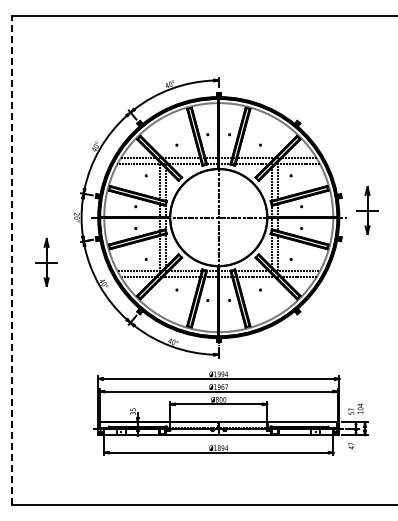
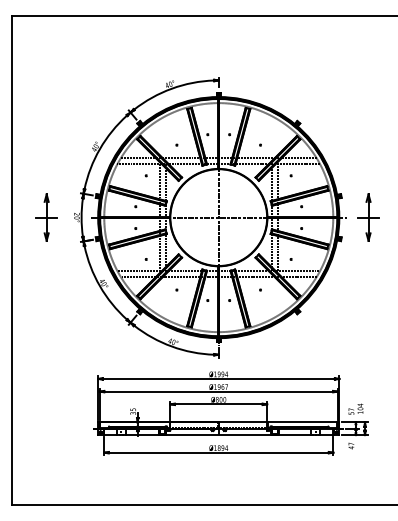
part position: (367, 210) -> (368, 217) (368, 217)
line: dashed -> solid (12, 260)
part position: (46, 262) -> (46, 217) (46, 217)
